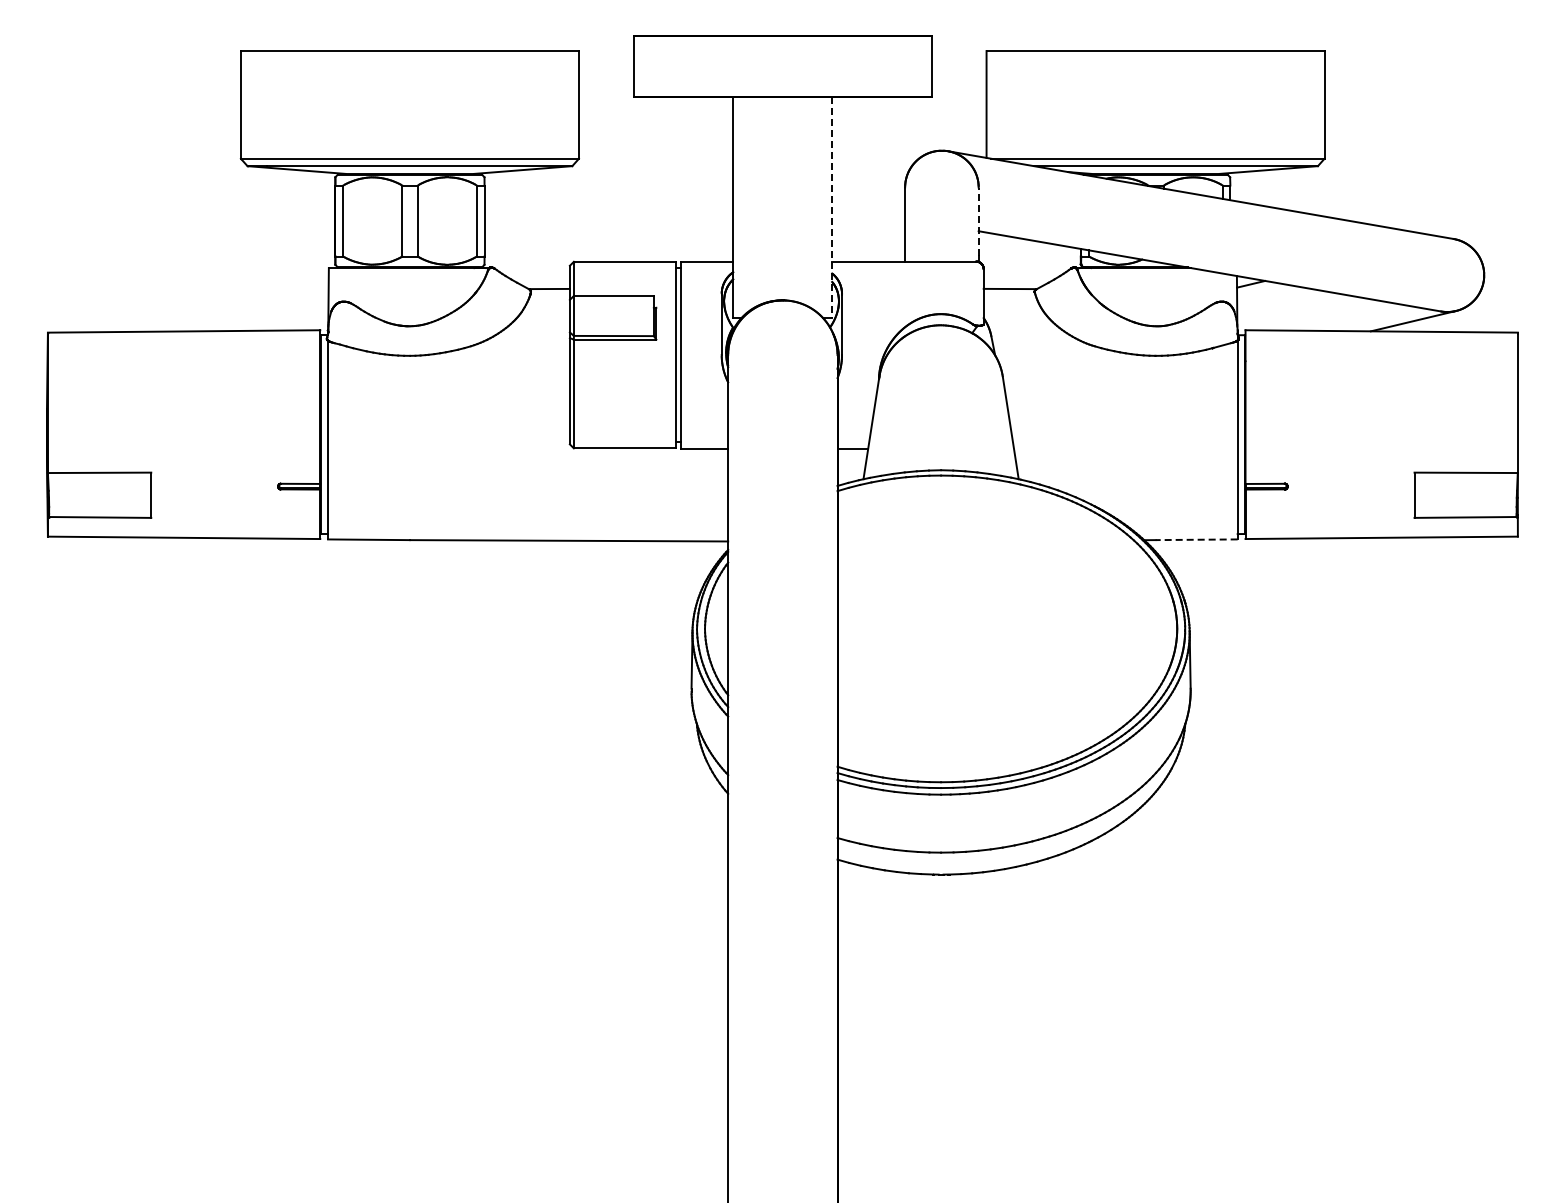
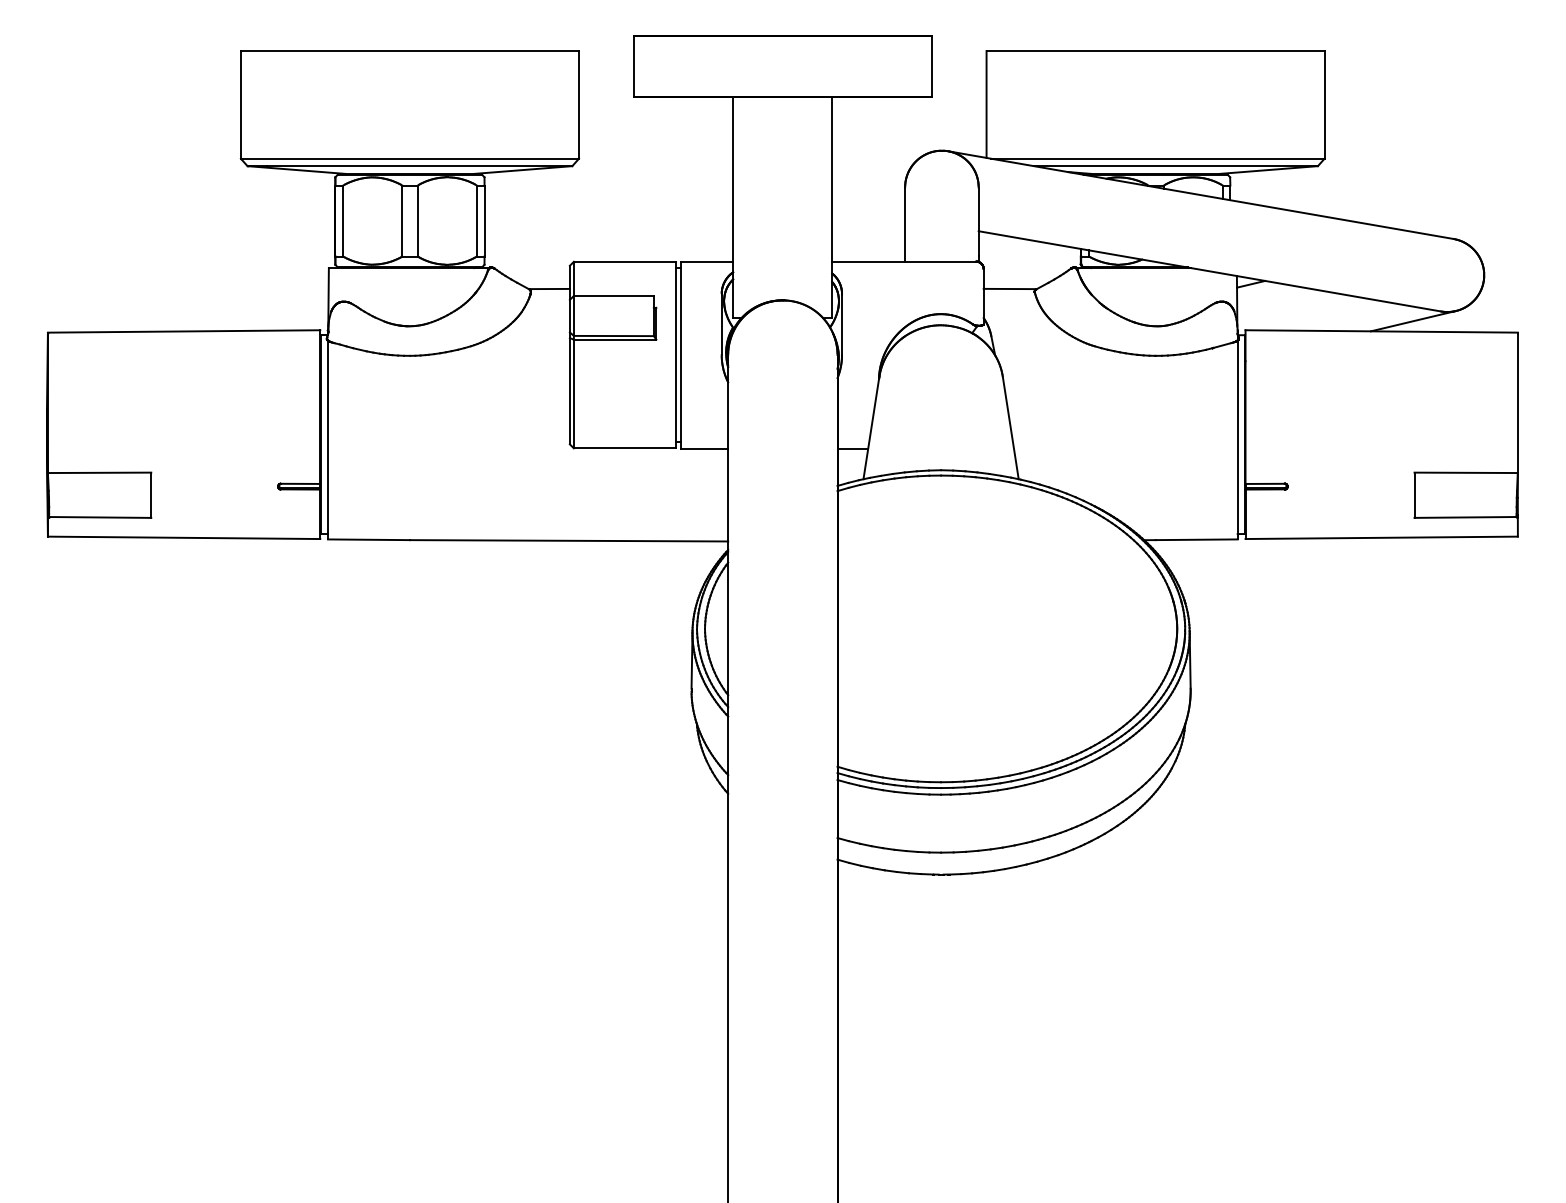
line: dashed -> solid (832, 207)
line: dashed -> solid (978, 221)
line: dashed -> solid (1196, 539)
